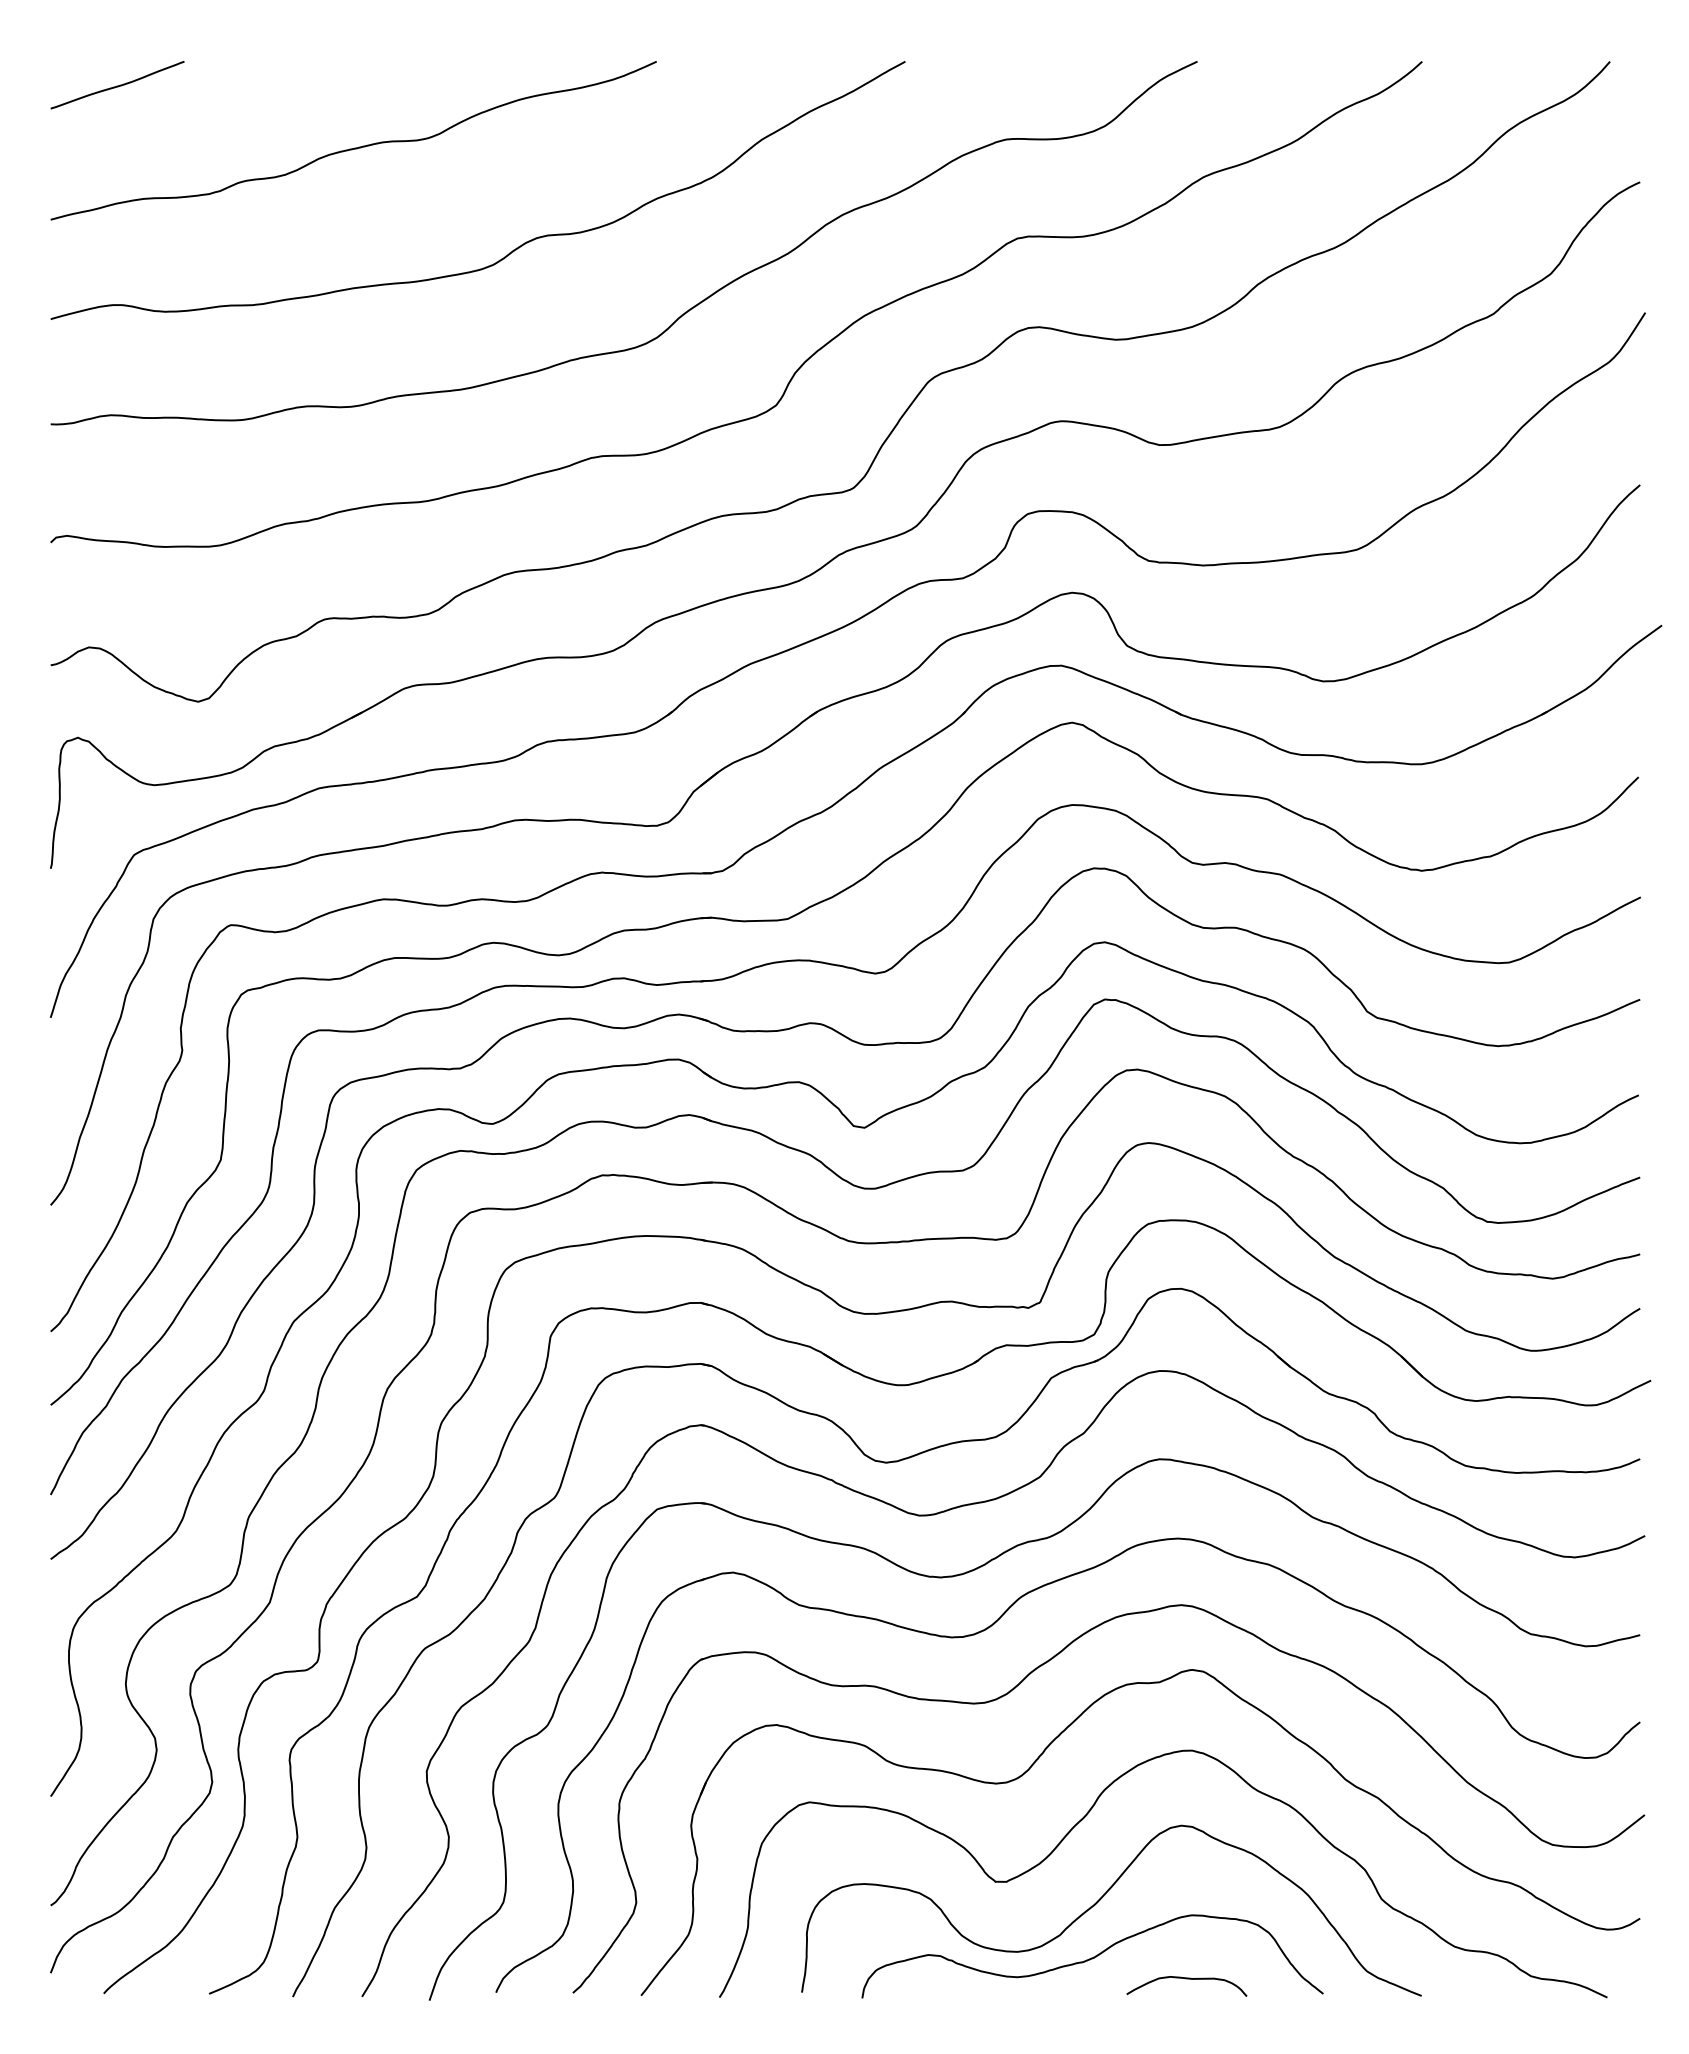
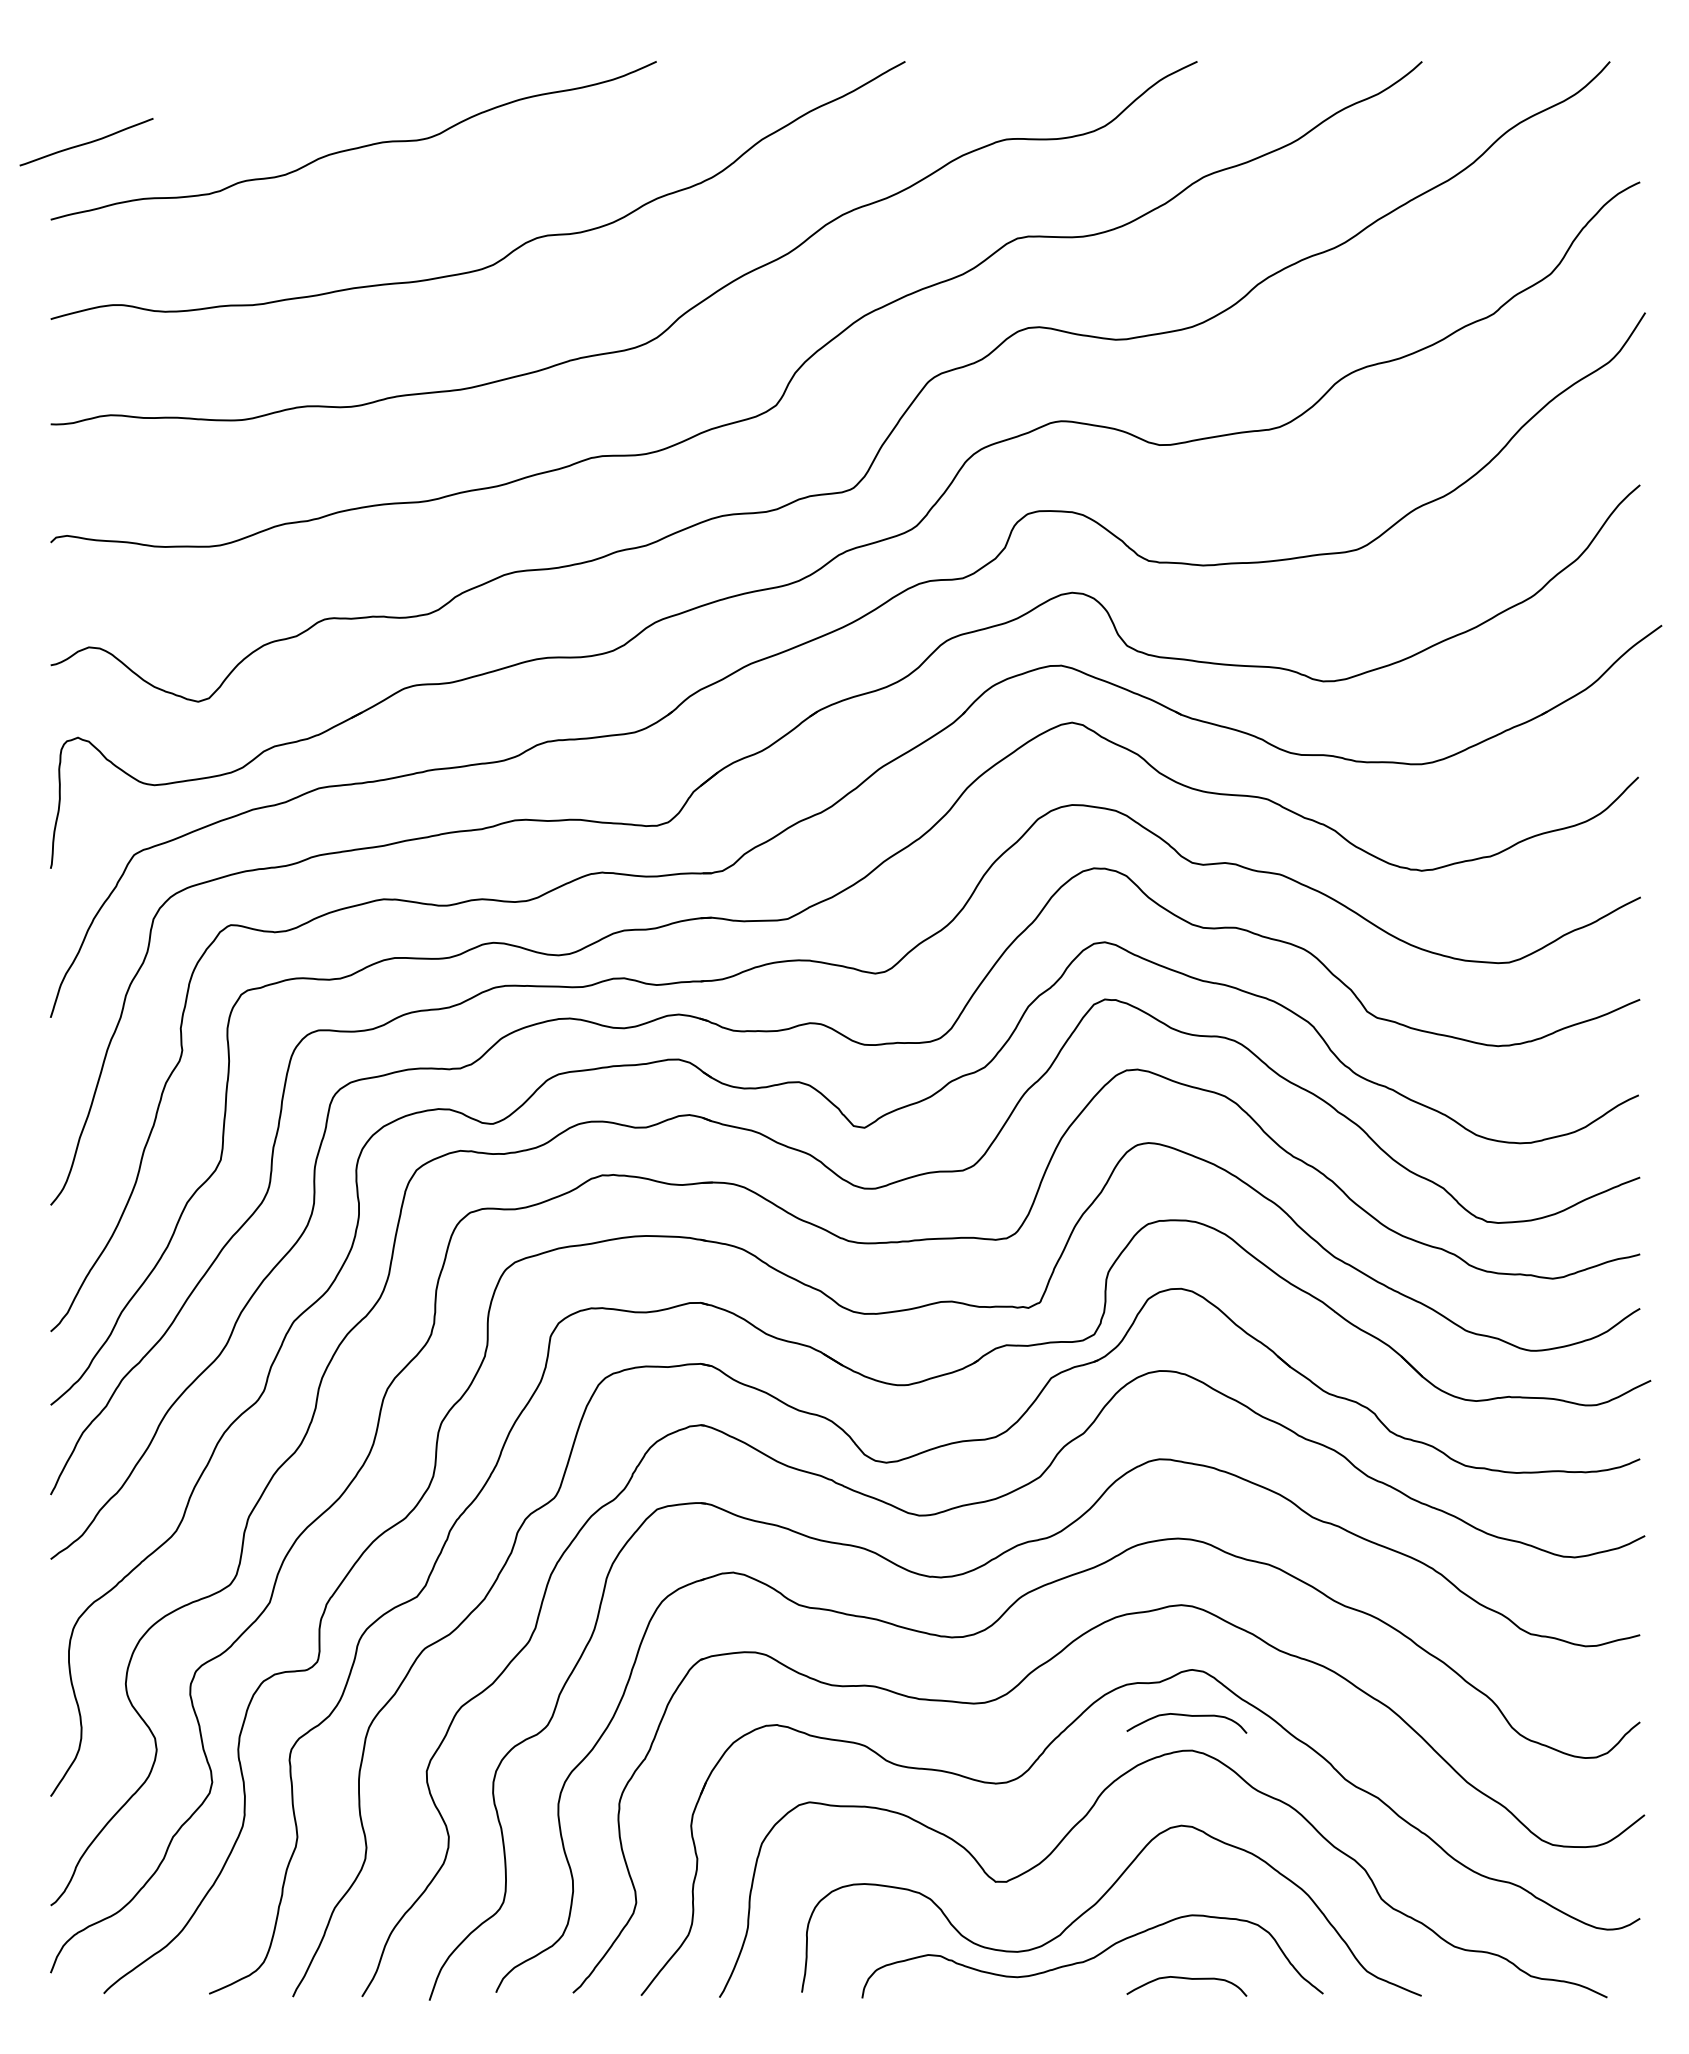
curve position: (117, 85) -> (86, 142) (86, 142)
curve: none -> present (1186, 1716)
